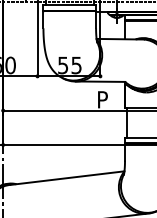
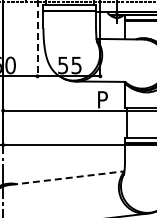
line: solid -> dashed (37, 38)
line: solid -> dashed (68, 178)
